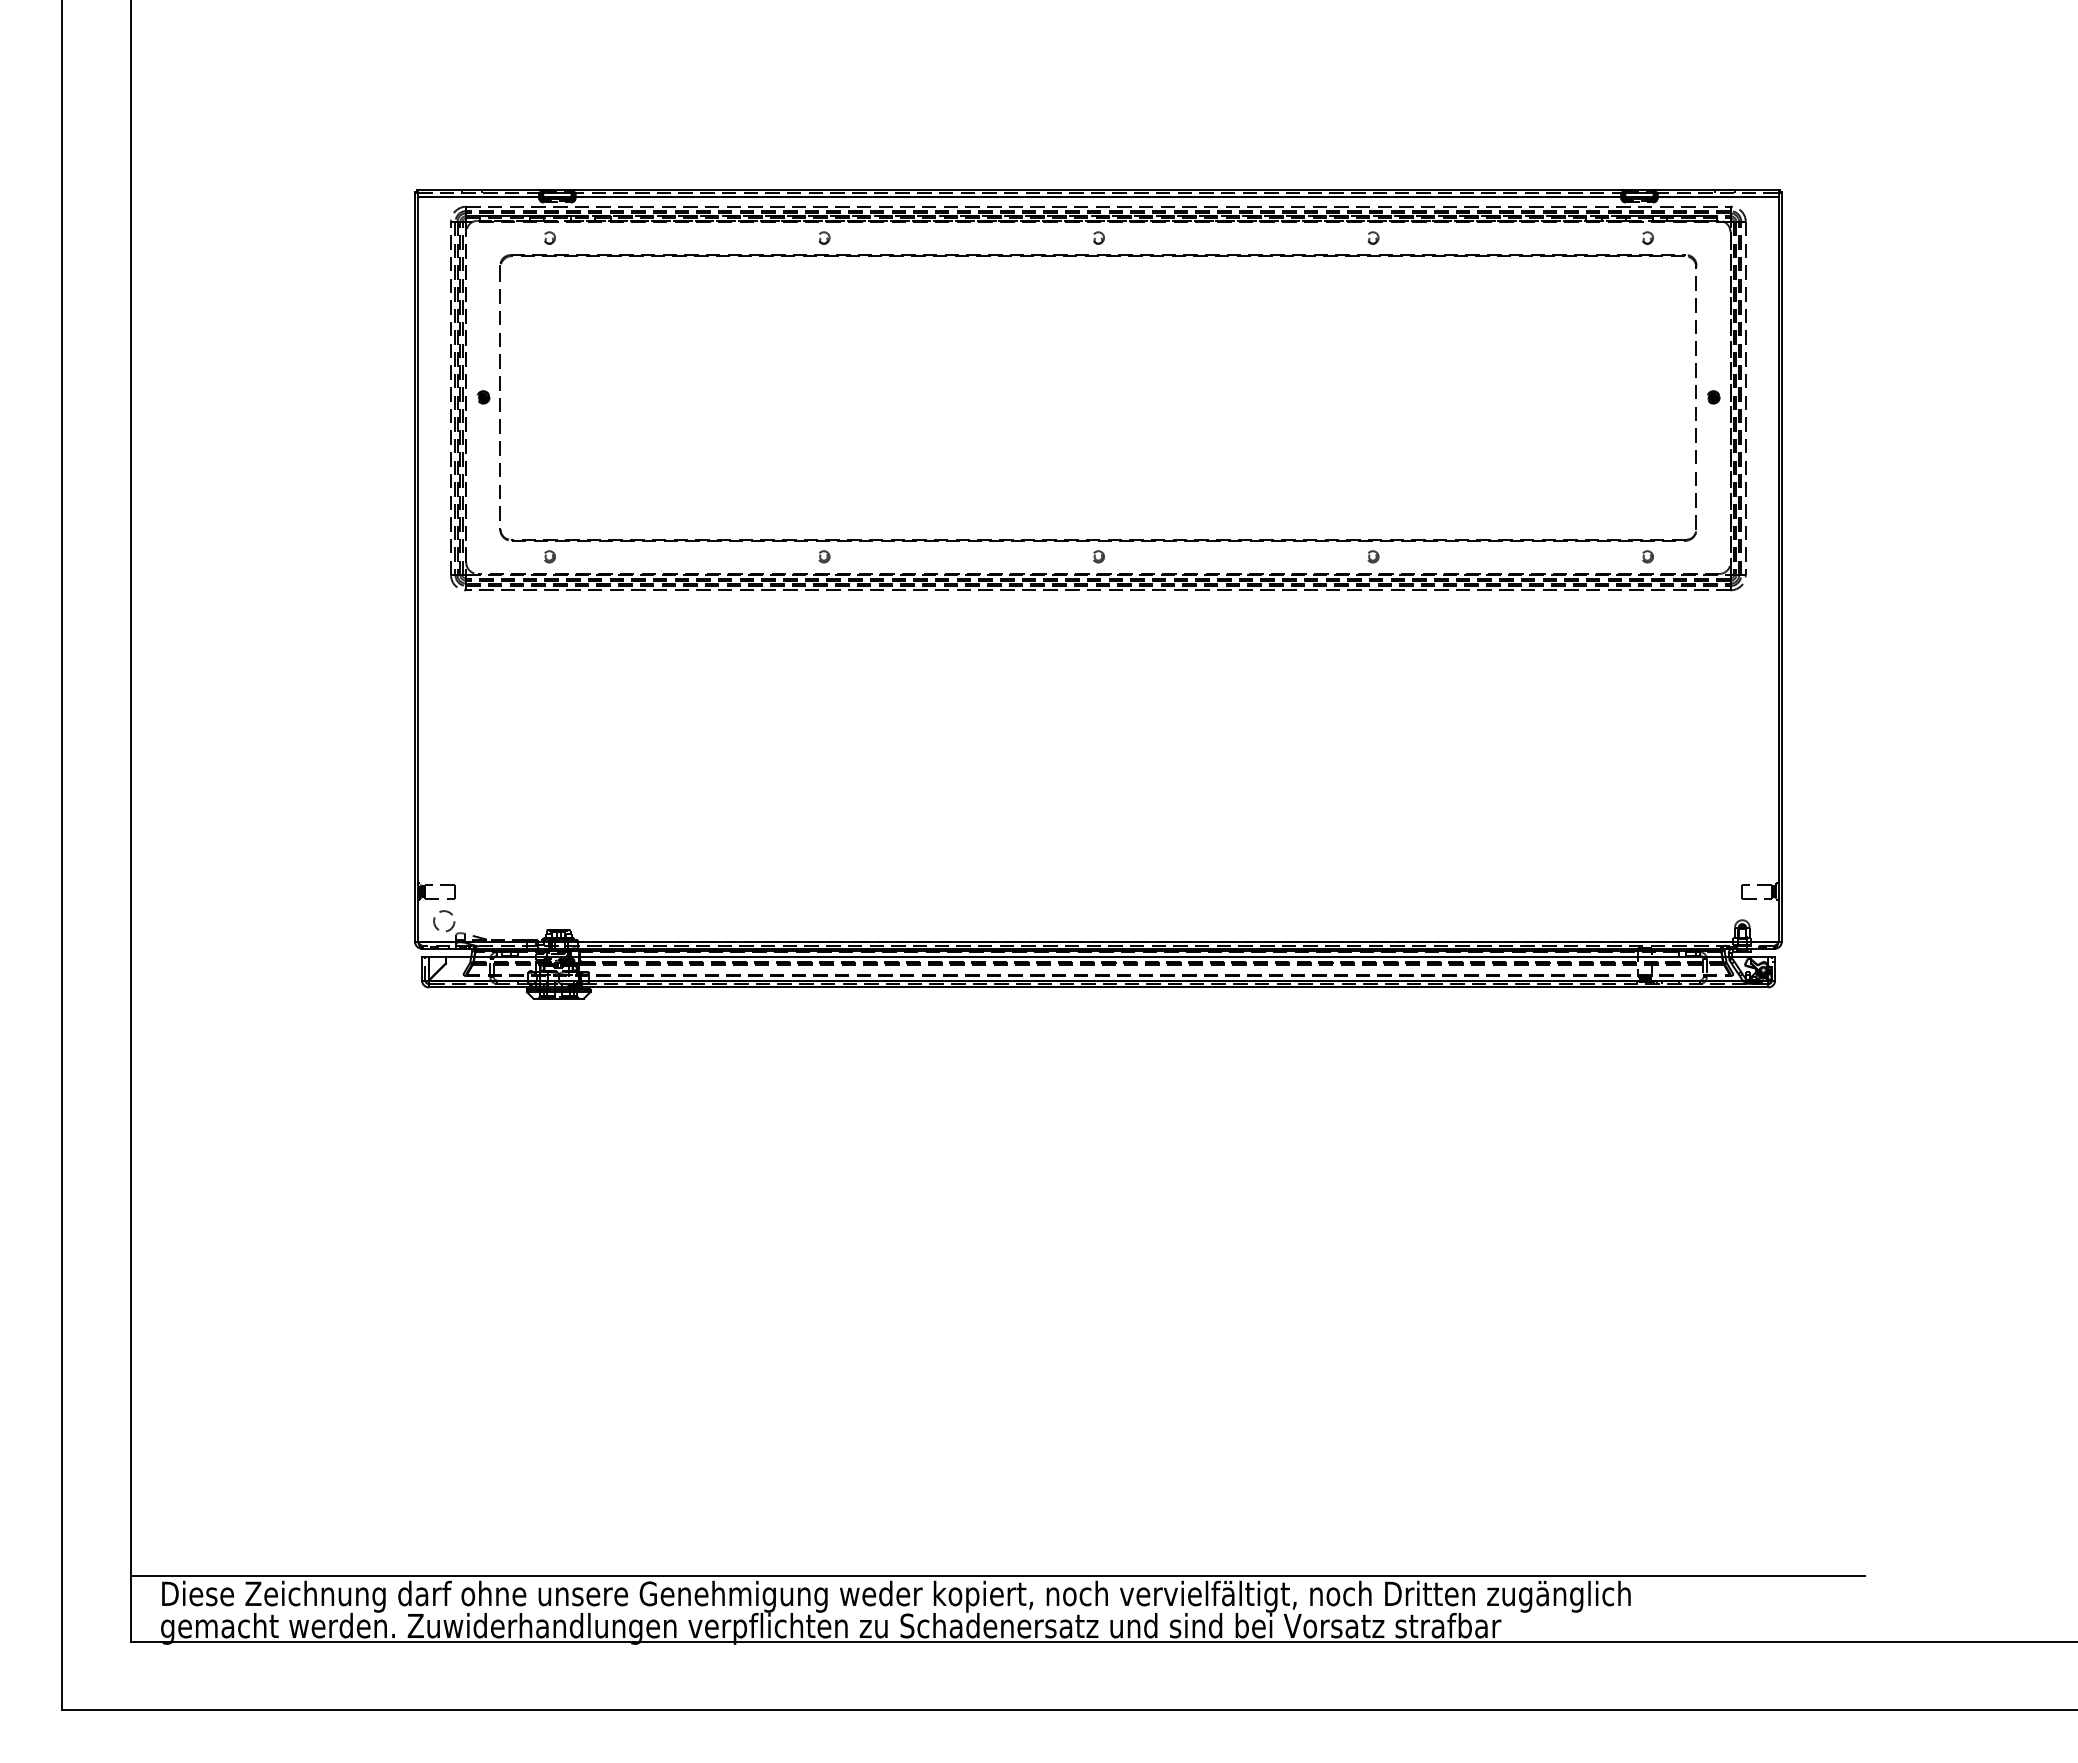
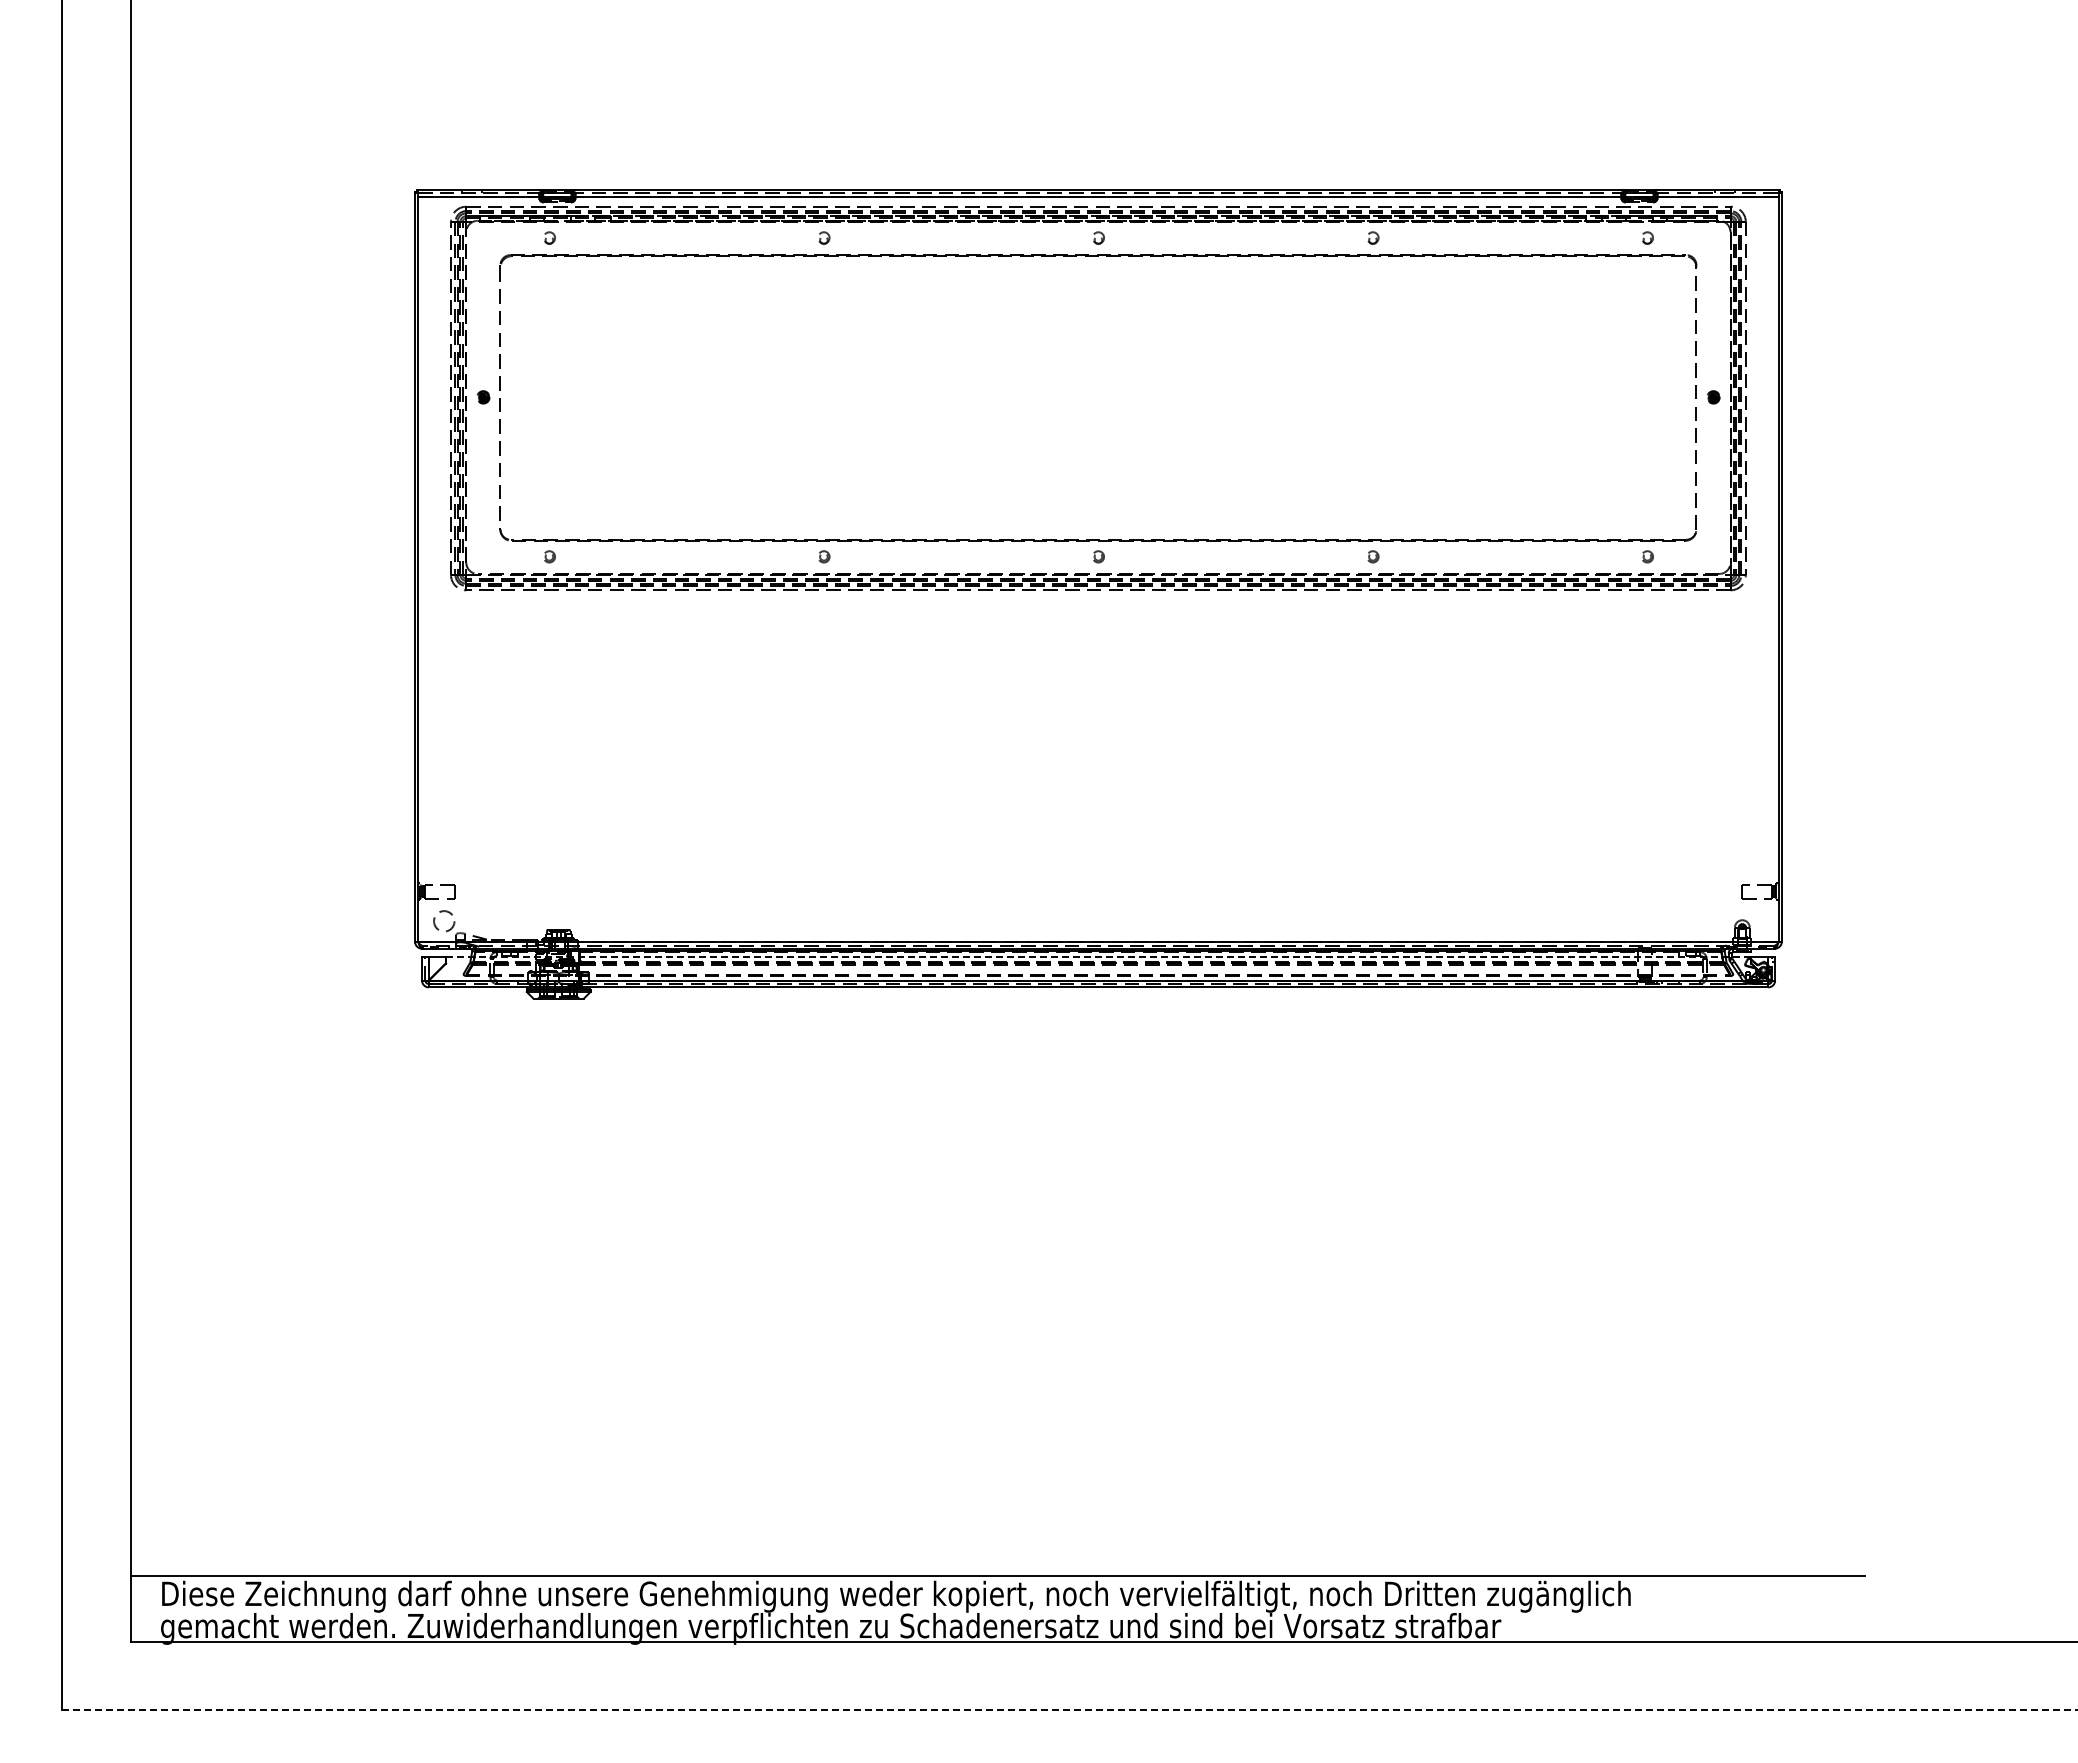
line: solid -> dashed (1098, 956)
line: solid -> dashed (1070, 1710)
